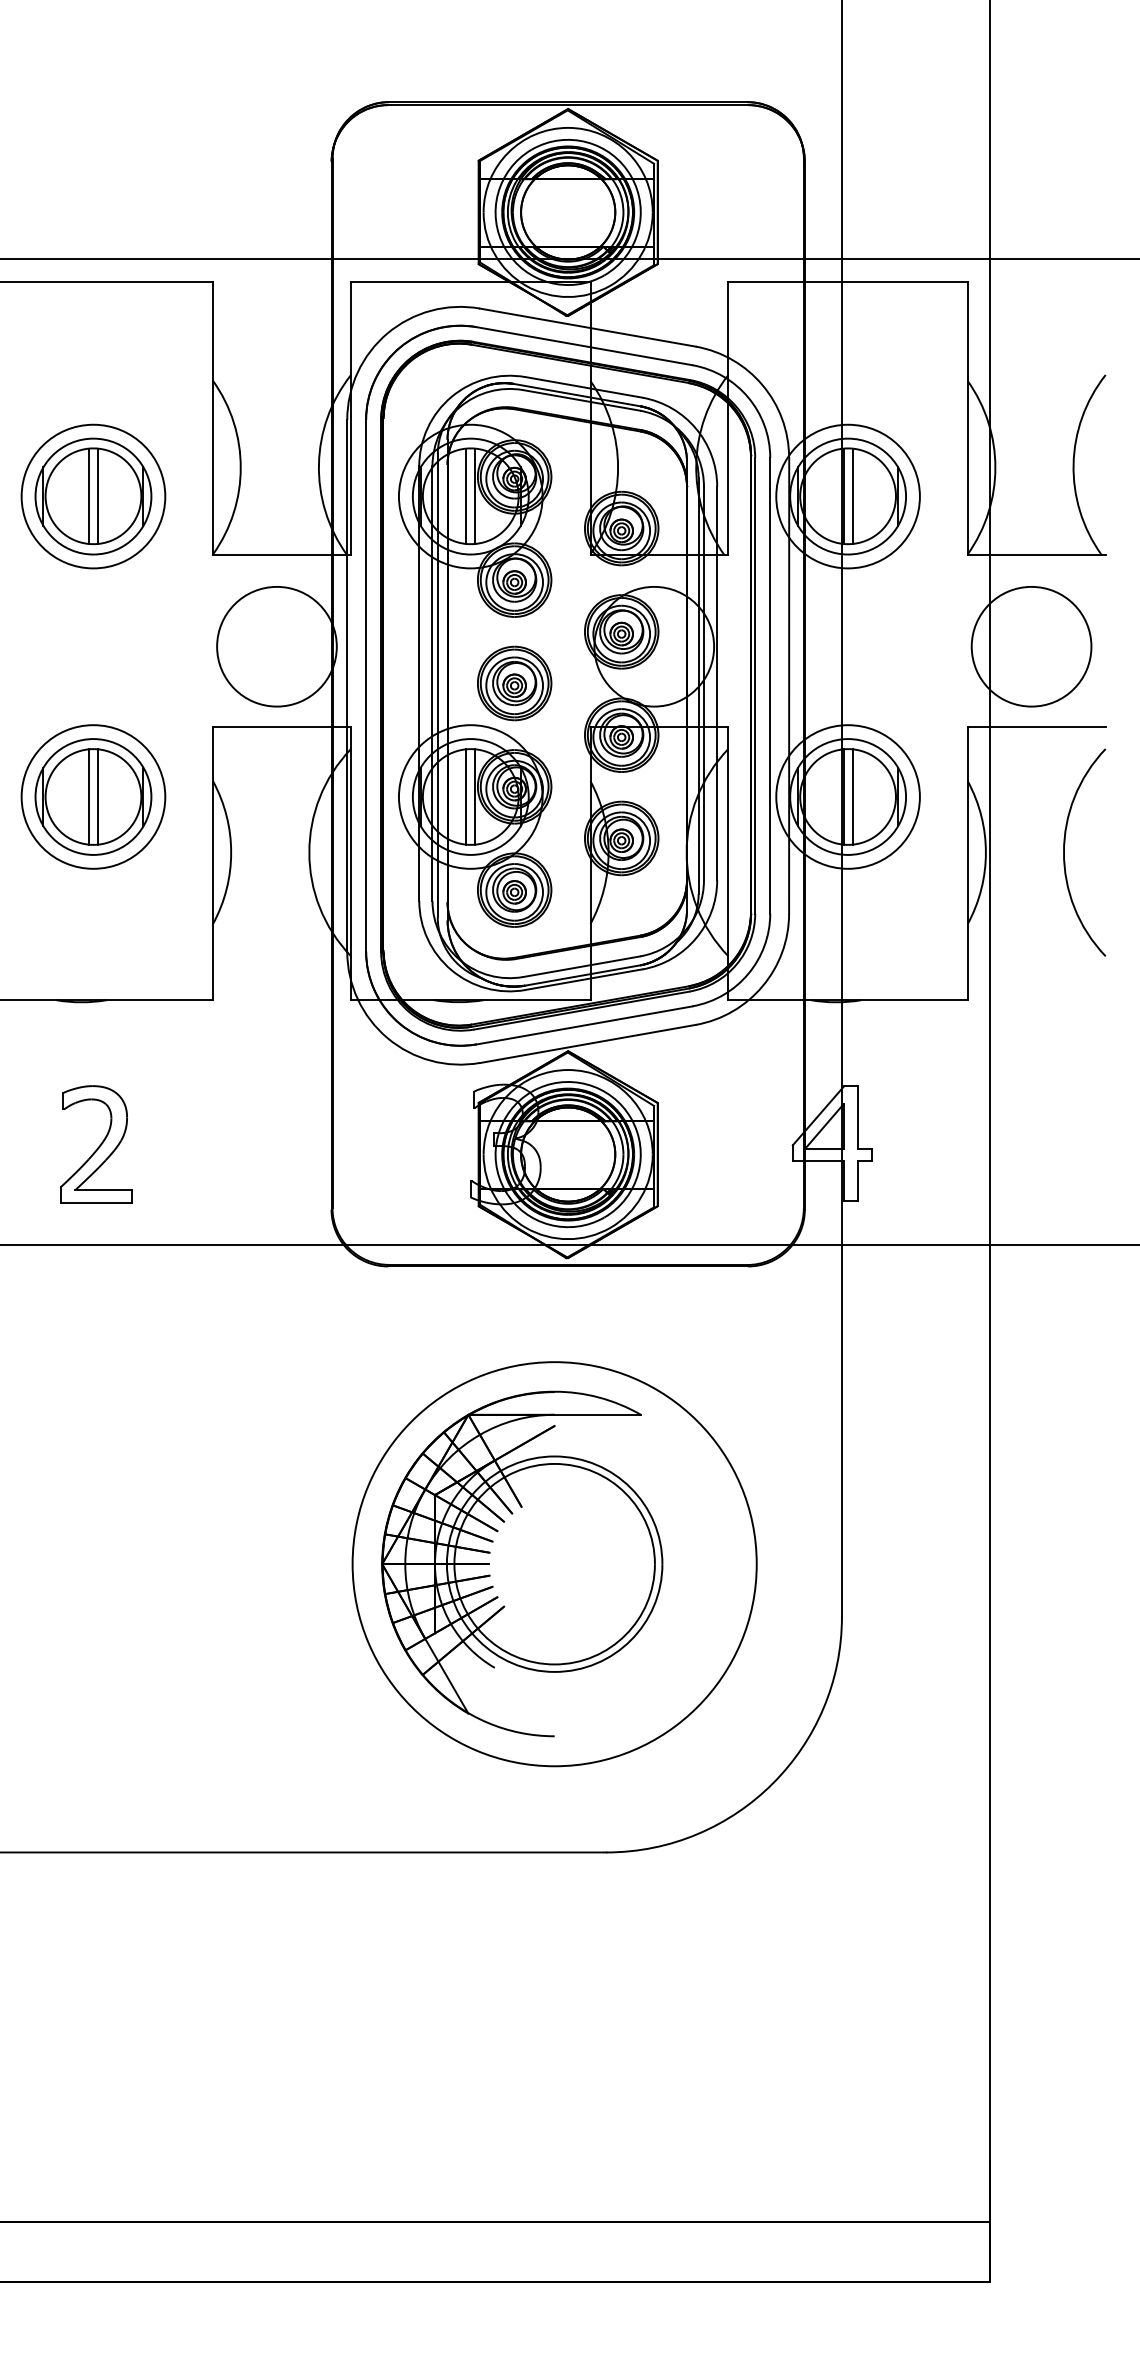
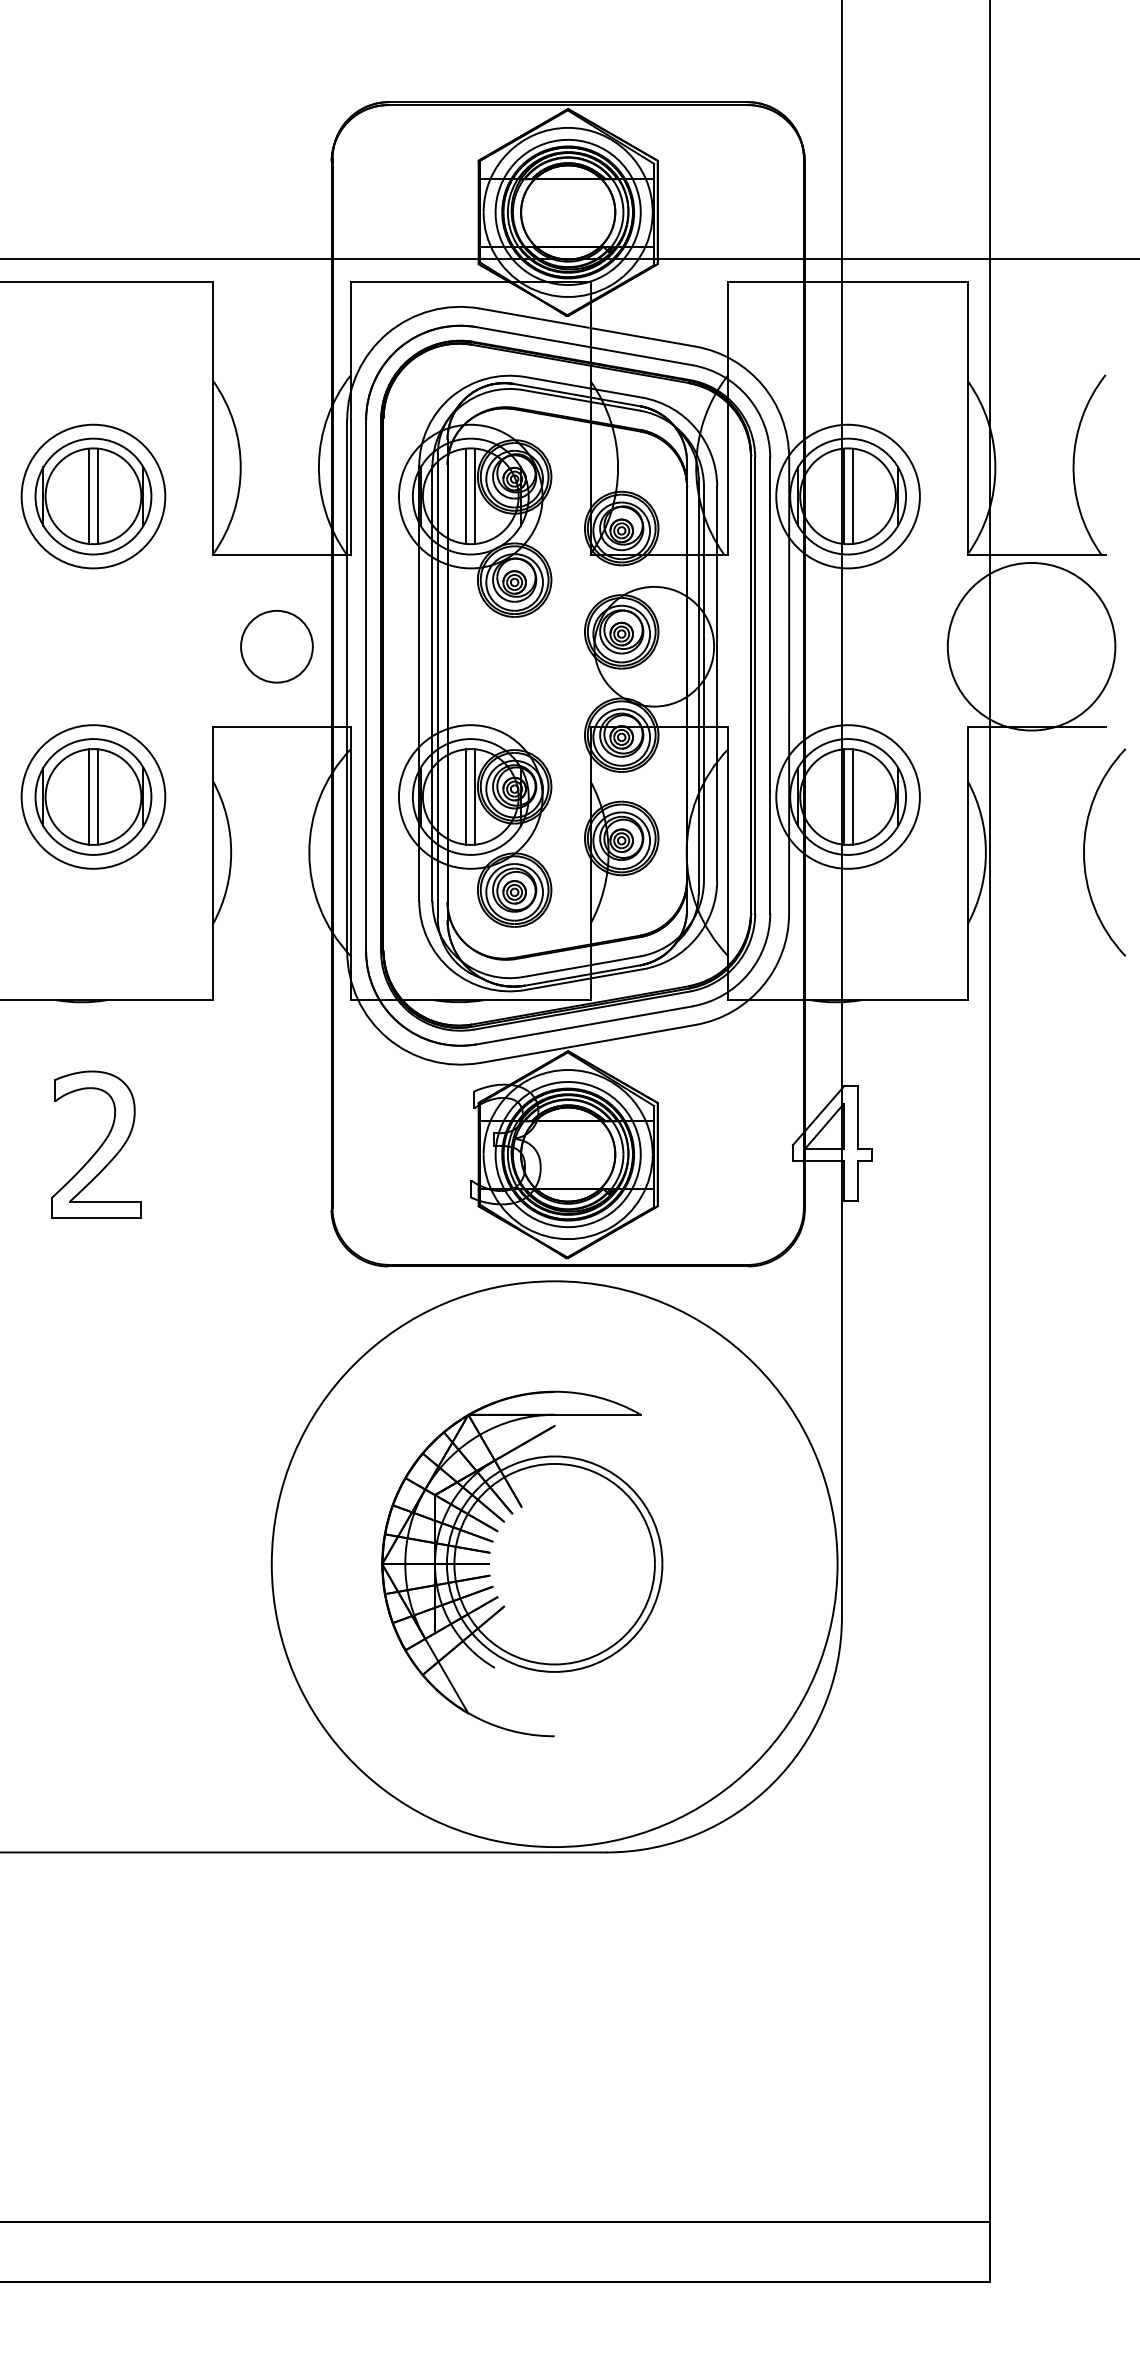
circle diameter: 120 px -> 72 px (276, 646)
circle diameter: 120 px -> 168 px (1031, 646)
part: present -> none (514, 683)
arc position: (1064, 852) -> (1084, 852) (1084, 852)
part size: 73x119 px -> 91x149 px (96, 1144)
line: present -> none (569, 1245)
circle diameter: 404 px -> 566 px (554, 1564)
